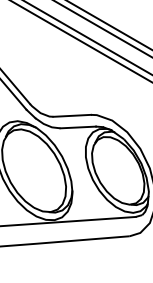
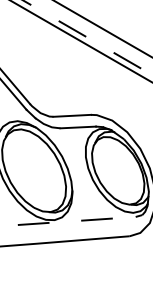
line: present -> none (109, 25)
line: solid -> dashed (87, 37)
line: solid -> dashed (68, 221)
